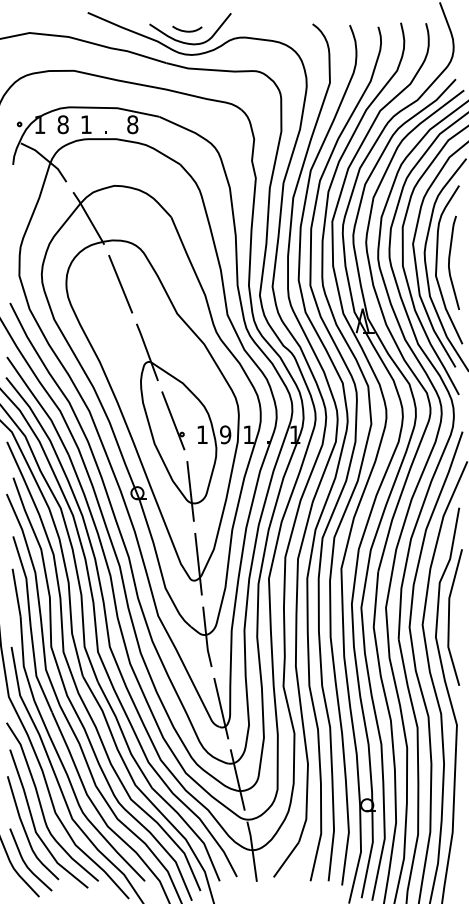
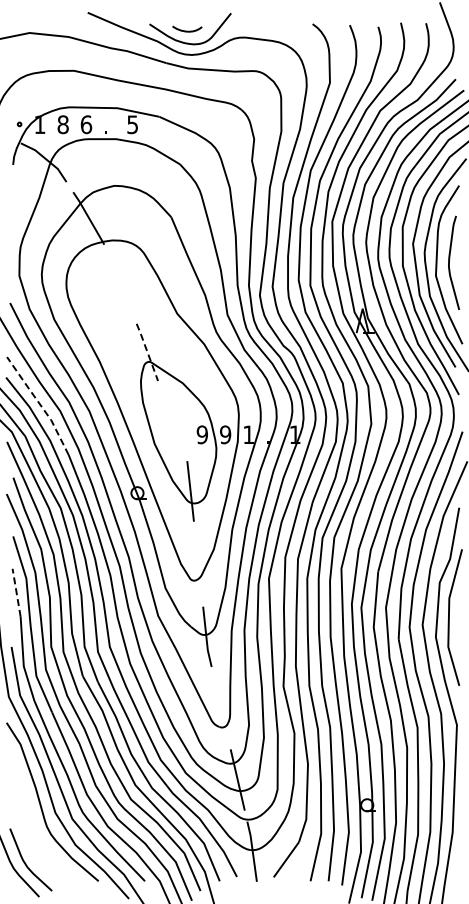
text: 1 -> 6 (86, 124)
text: 8 -> 5 (132, 124)
line: present -> none (120, 283)
line: solid -> dashed (147, 352)
line: solid -> dashed (39, 404)
part: present -> none (173, 420)
text: 1 -> 9 (201, 434)
line: present -> none (198, 563)
line: solid -> dashed (16, 592)
line: present -> none (221, 708)
part: present -> none (34, 822)
